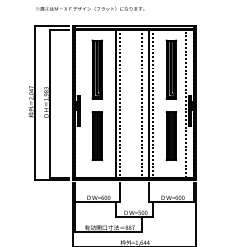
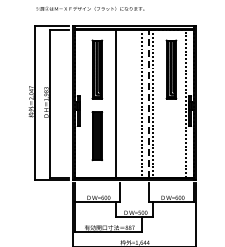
line: present -> none (119, 103)
line: solid -> dashed (148, 103)
part: present -> none (171, 136)
